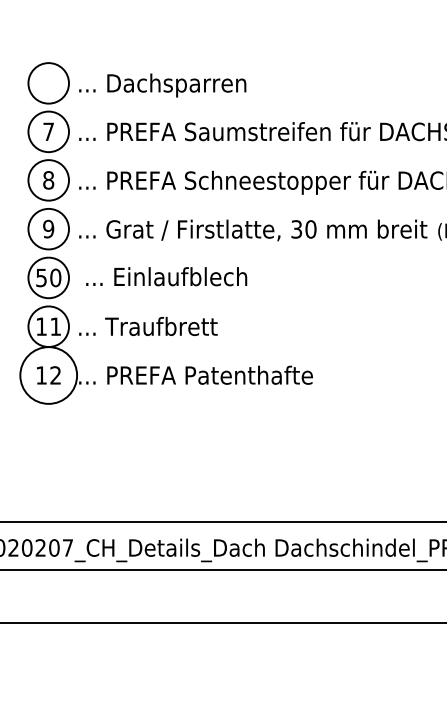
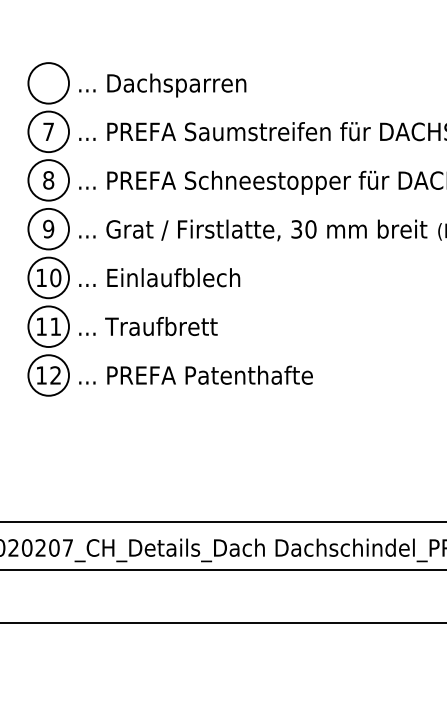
text position: (166, 276) -> (159, 277) (159, 277)
text: 50 -> 10 (41, 277)
circle diameter: 57 px -> 41 px (48, 375)
